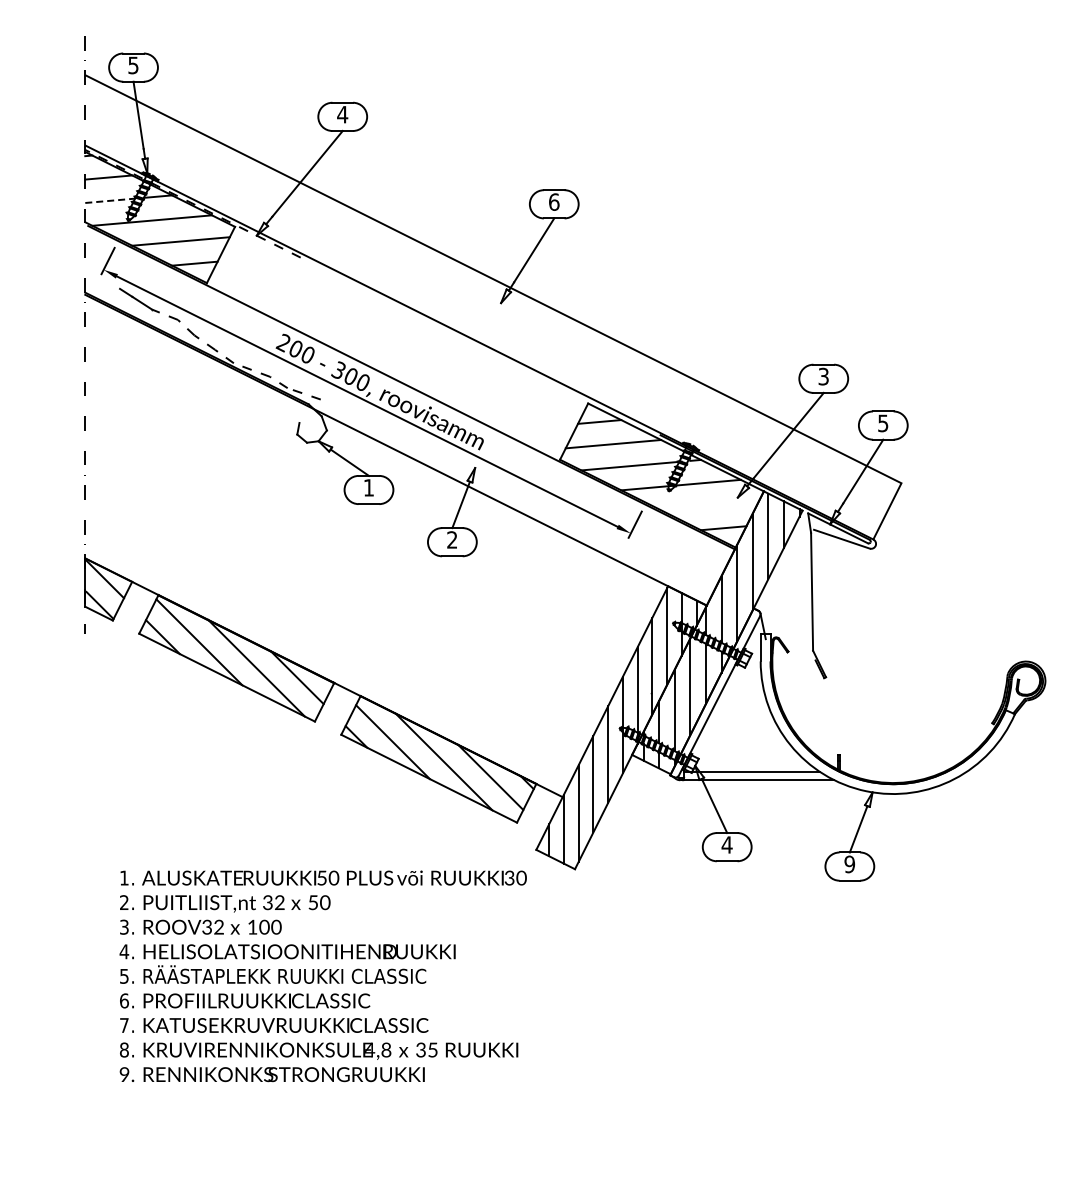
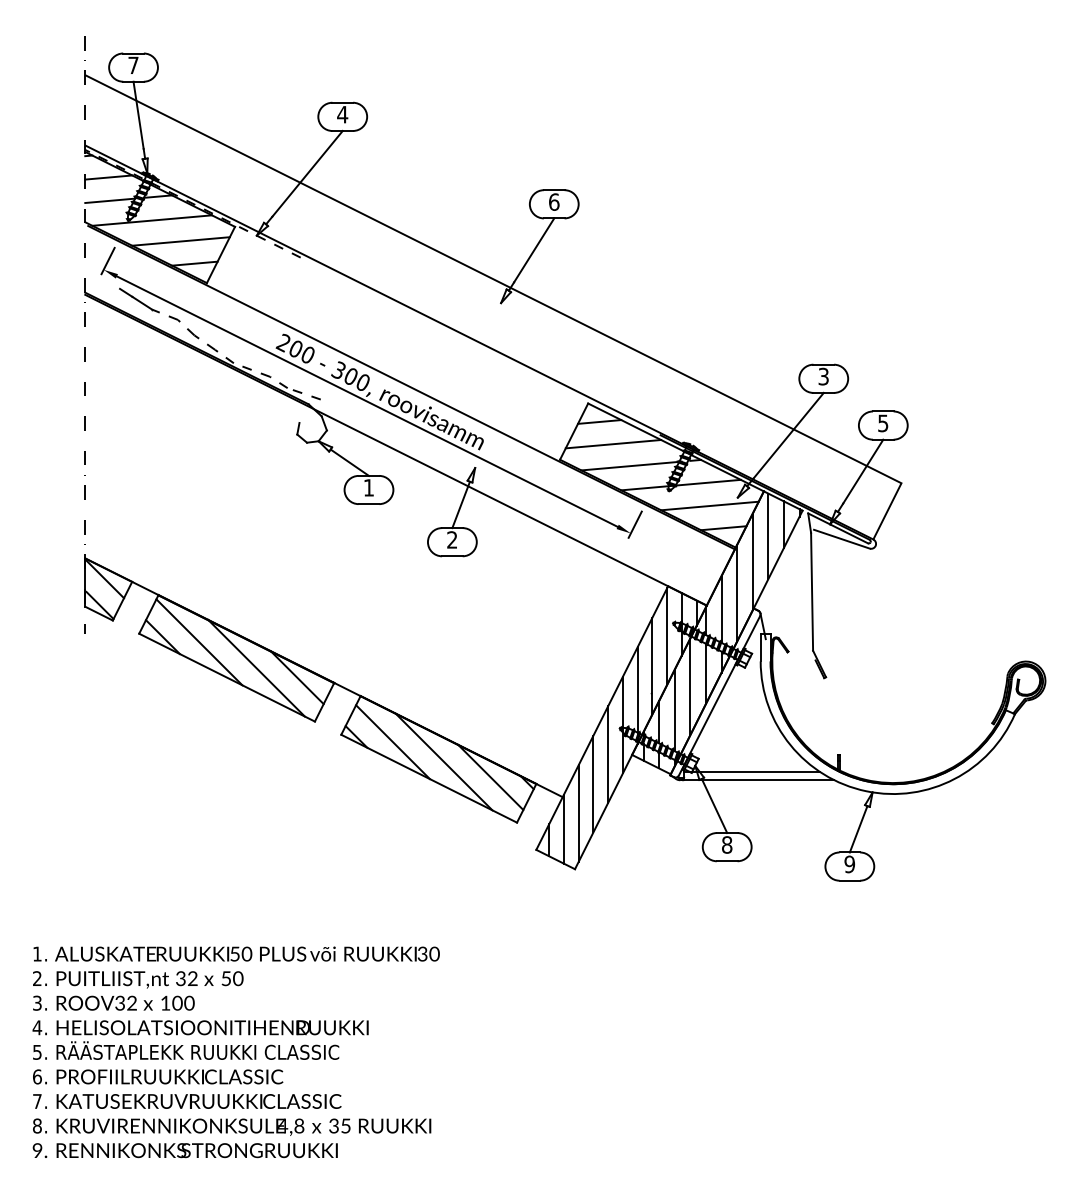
text: 5 -> 7 (133, 65)
line: dashed -> solid (110, 200)
line: none -> present (709, 505)
text: 4 -> 8 (726, 844)
text position: (322, 976) -> (235, 1052) (235, 1052)
